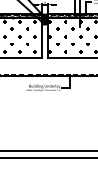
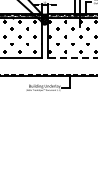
line: solid -> dashed (72, 58)
line: present -> none (48, 150)
line: present -> none (48, 158)
